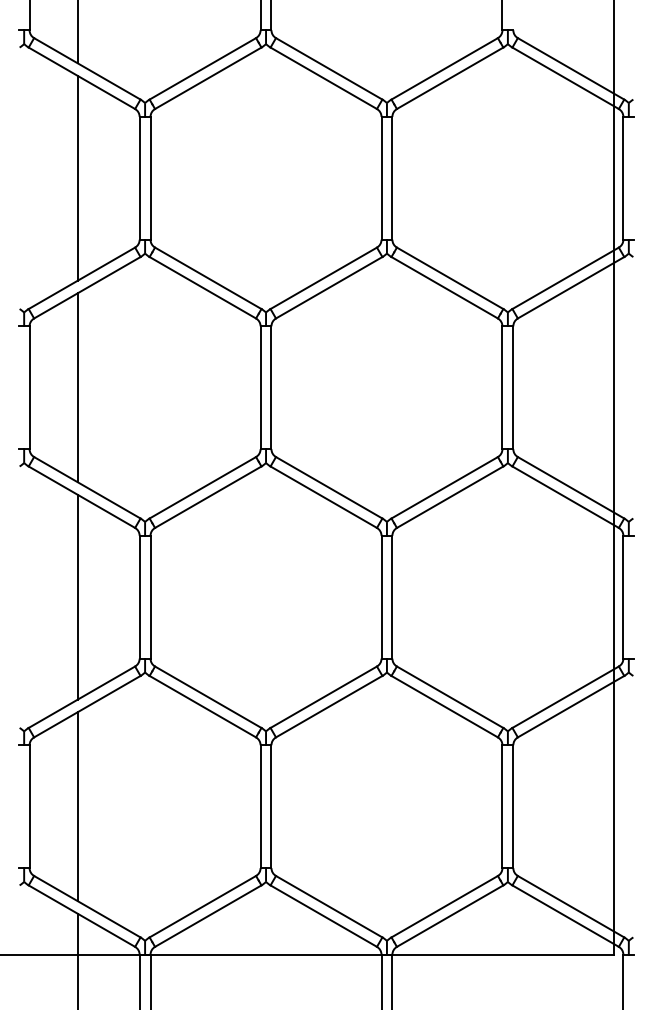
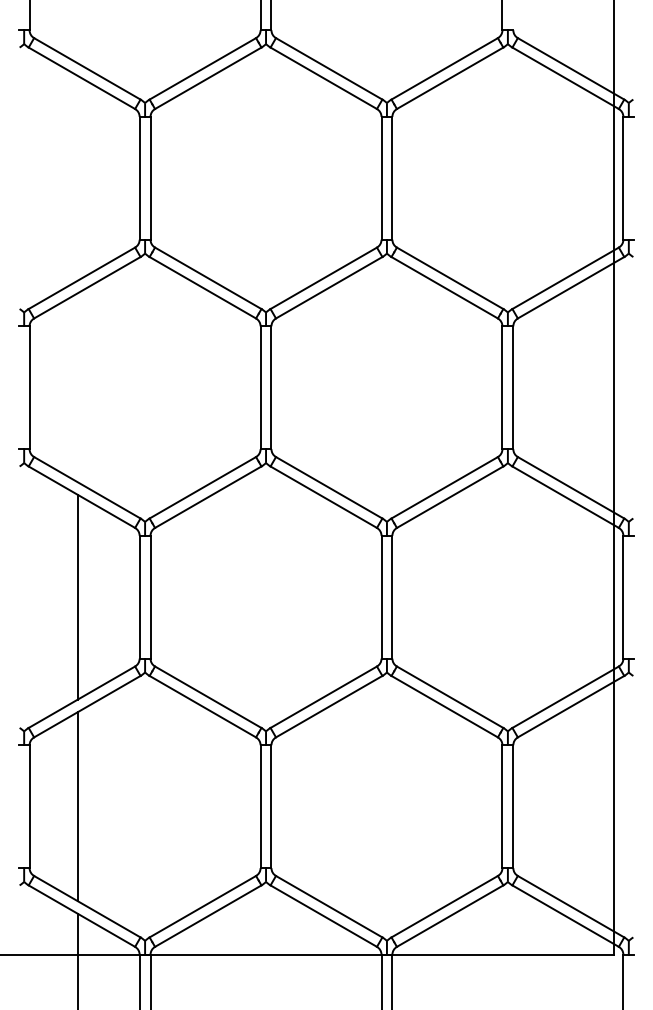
line: present -> none (77, 32)
line: present -> none (77, 177)
line: present -> none (77, 387)
